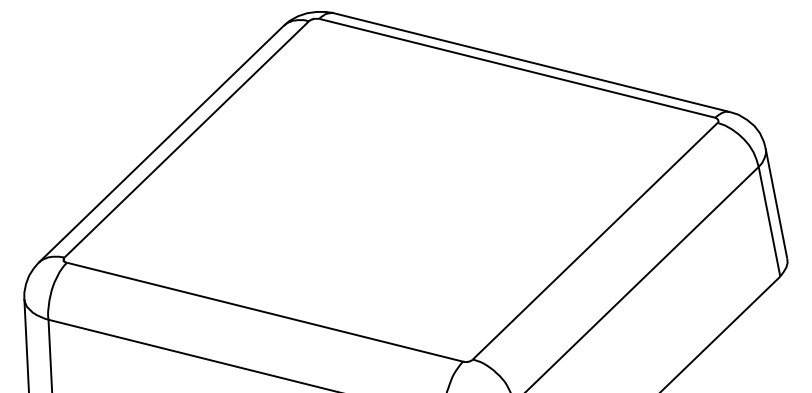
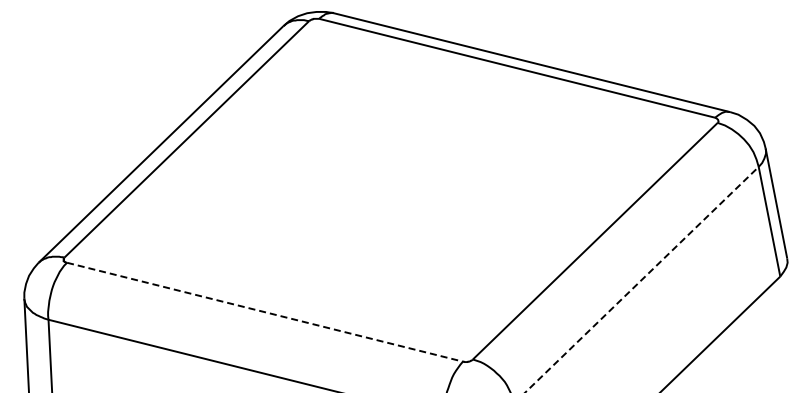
line: solid -> dashed (642, 279)
line: solid -> dashed (265, 312)
